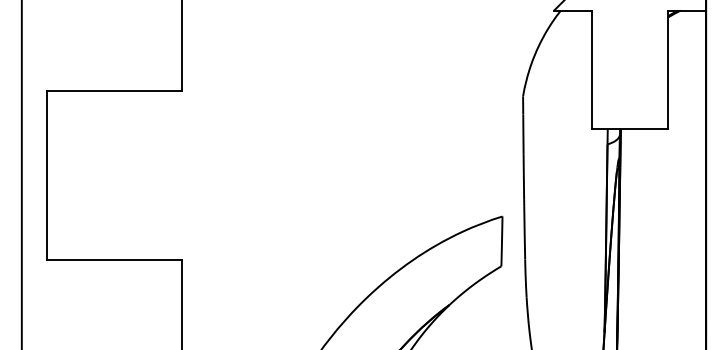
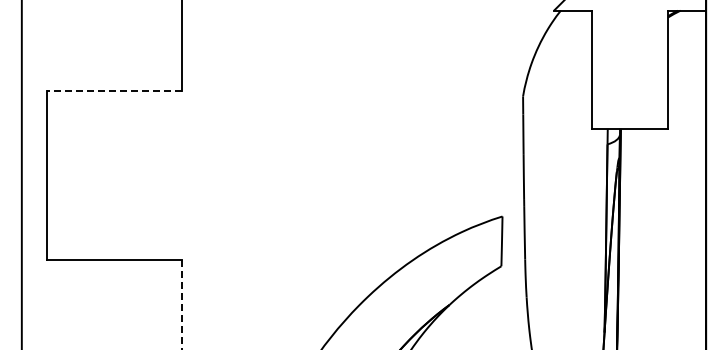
line: solid -> dashed (114, 90)
line: solid -> dashed (182, 304)
